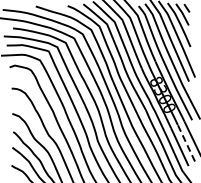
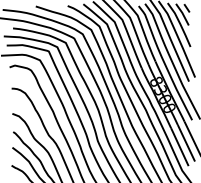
line: dashed -> solid (186, 142)
